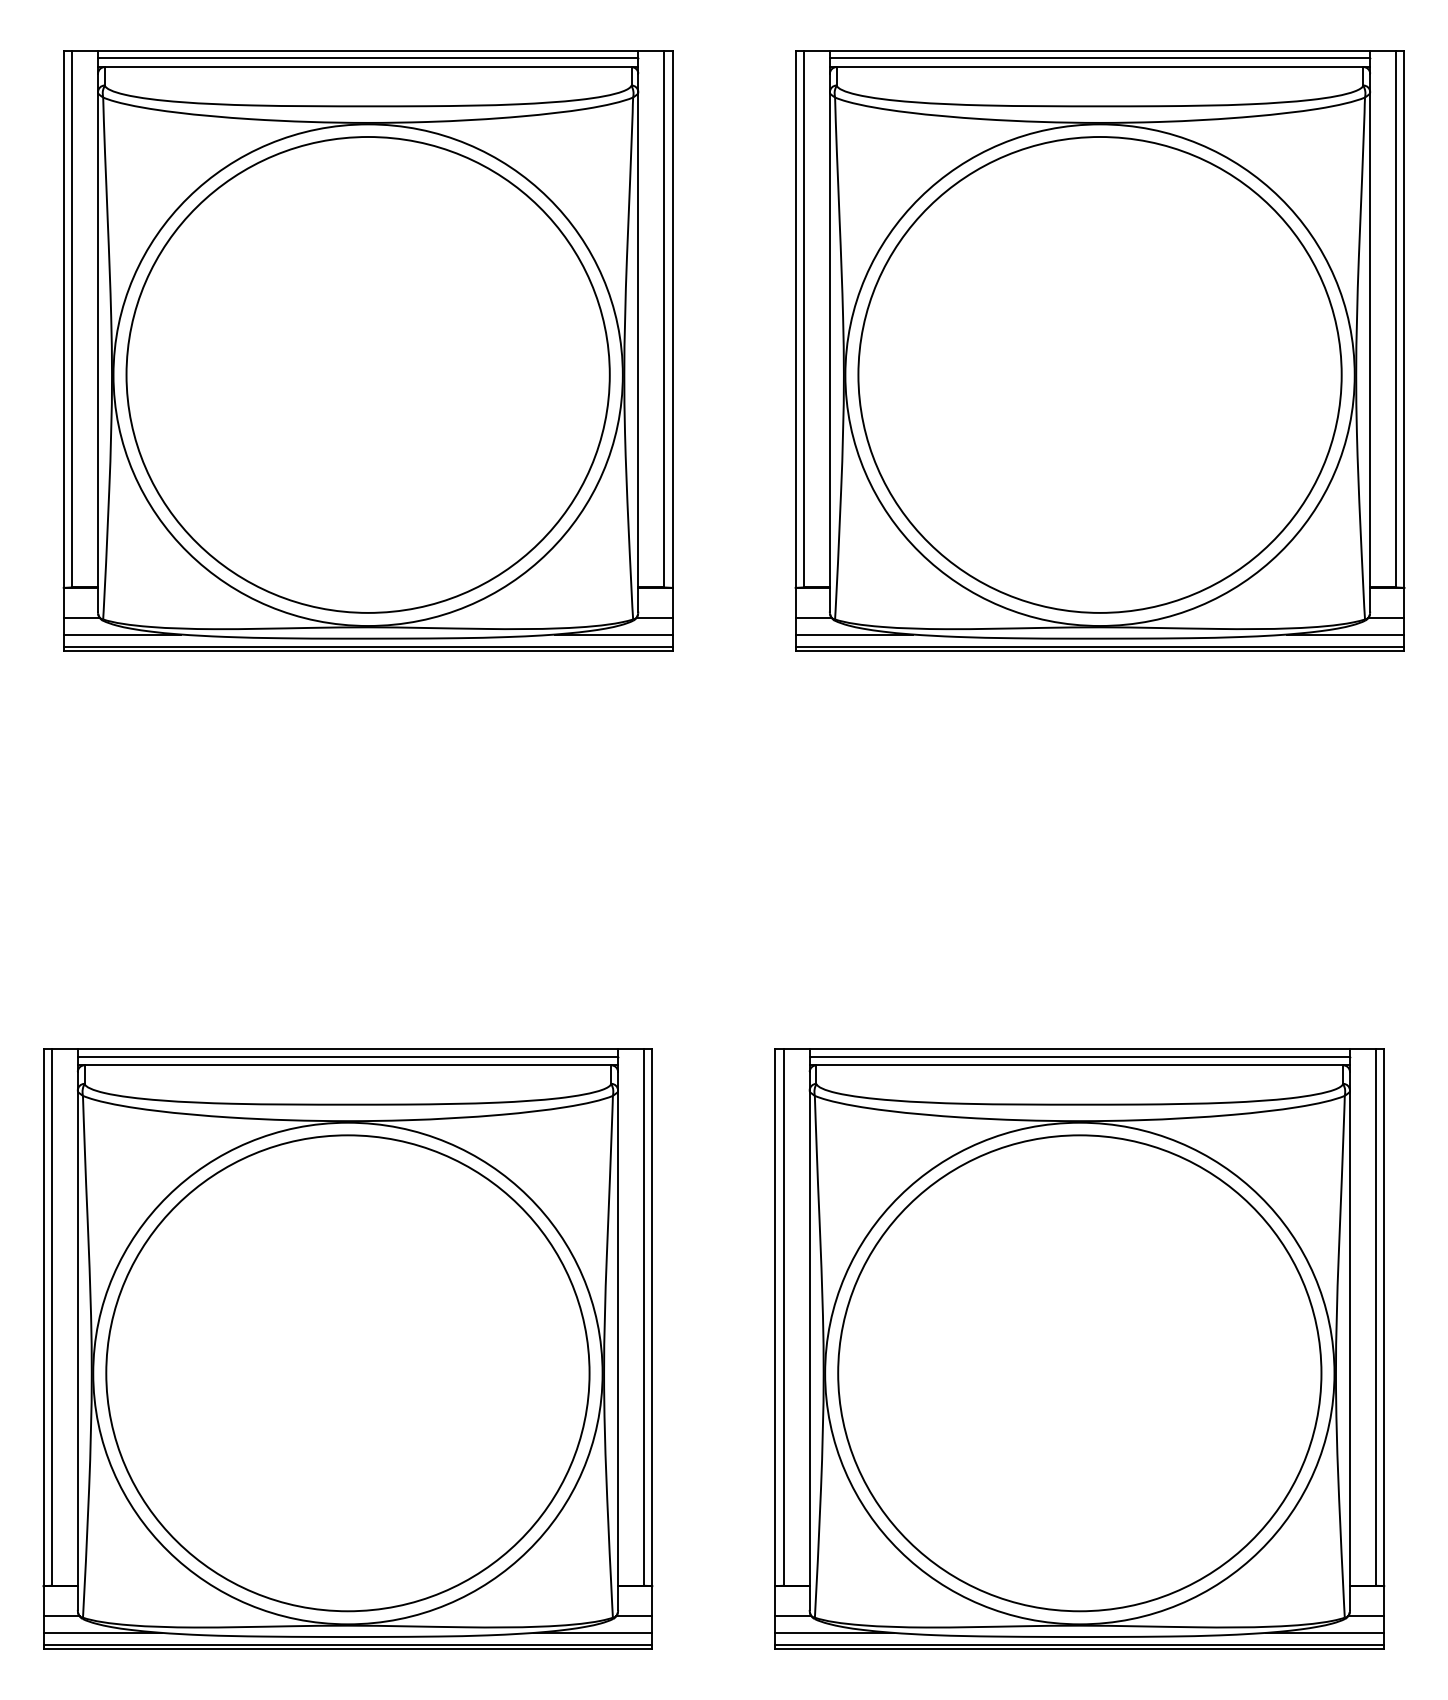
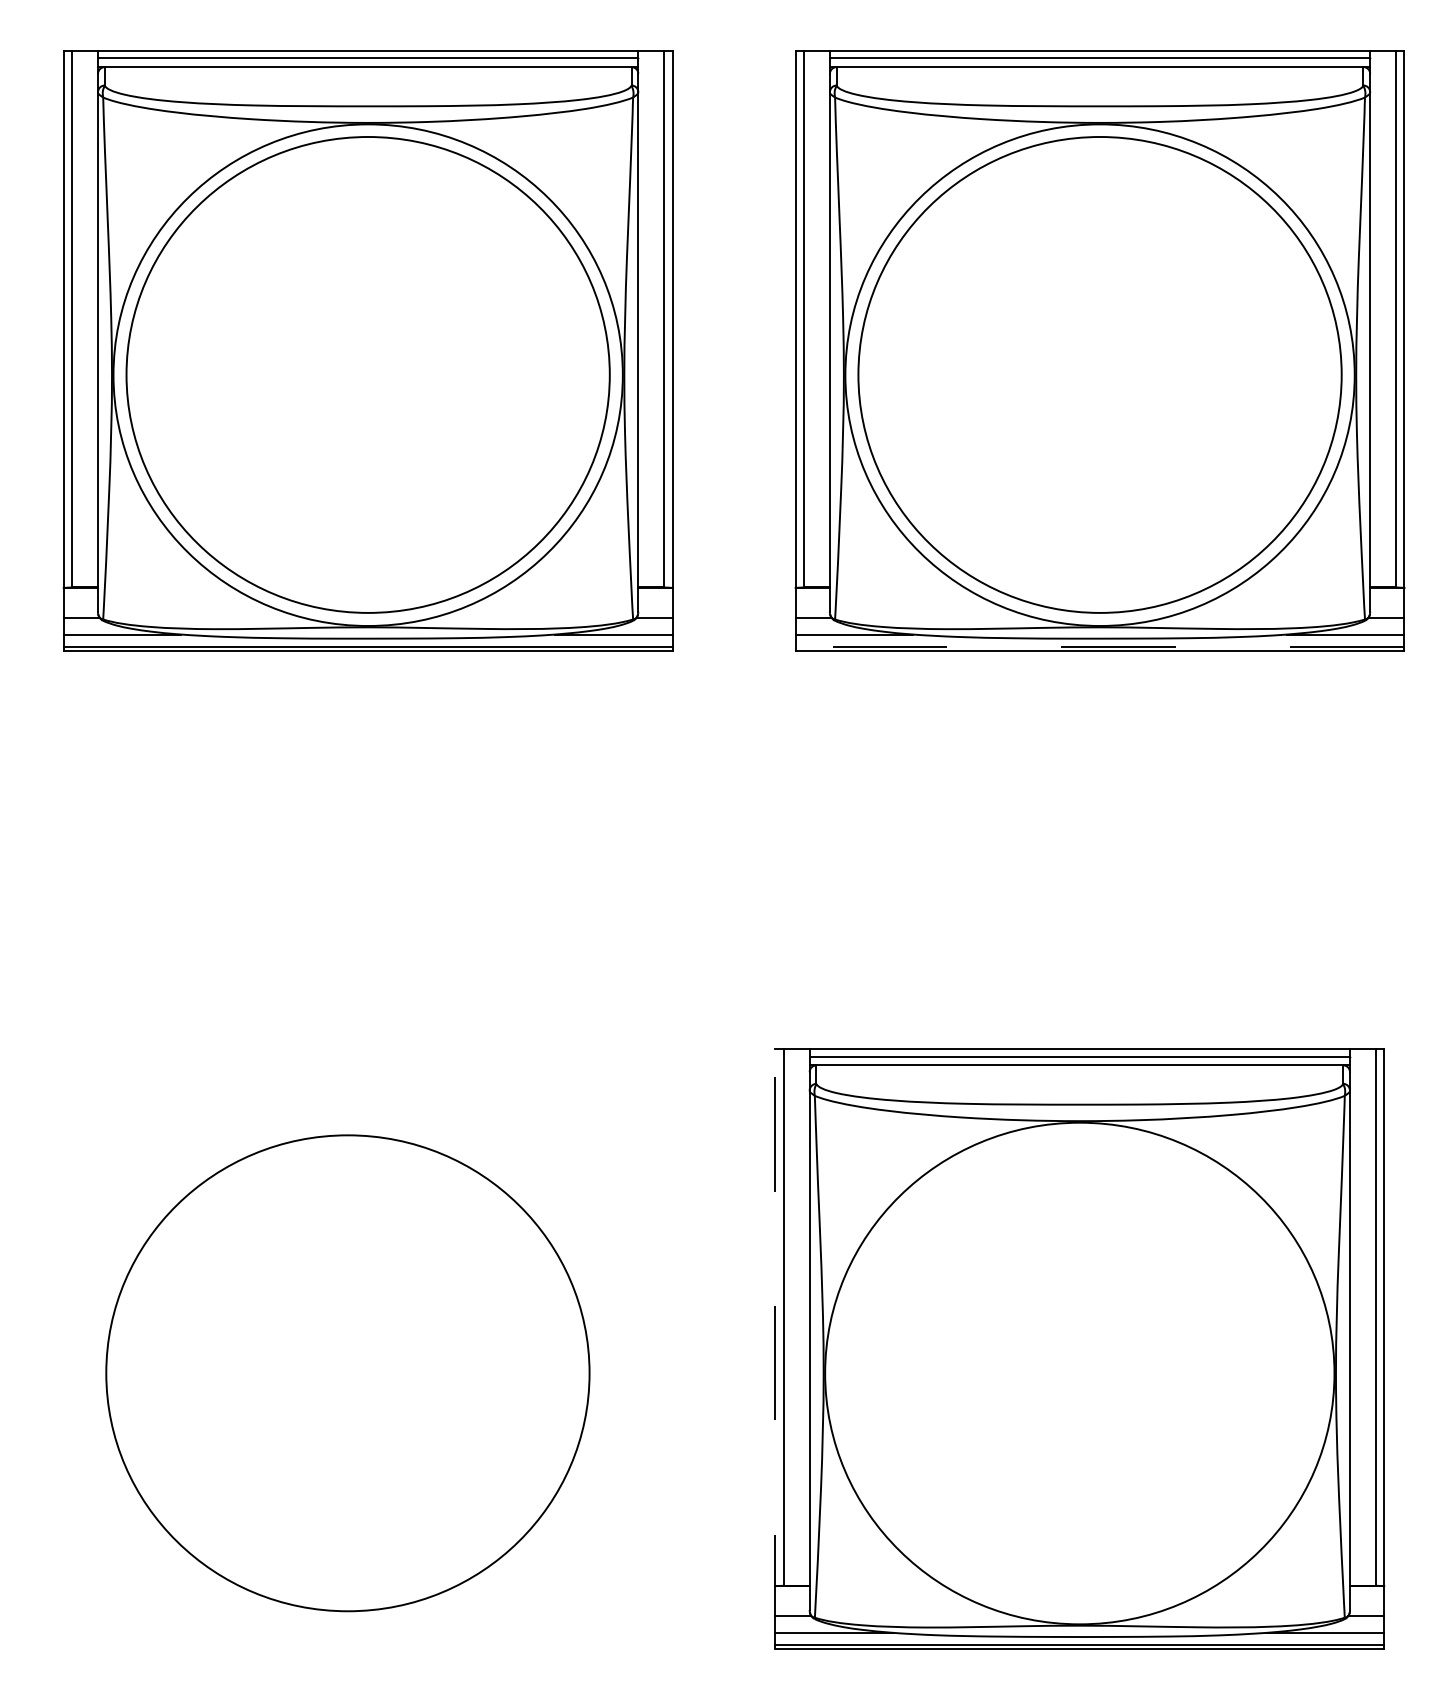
line: solid -> dashed (1099, 646)
part: present -> none (347, 1348)
line: solid -> dashed (775, 1349)
part: present -> none (1079, 1373)
